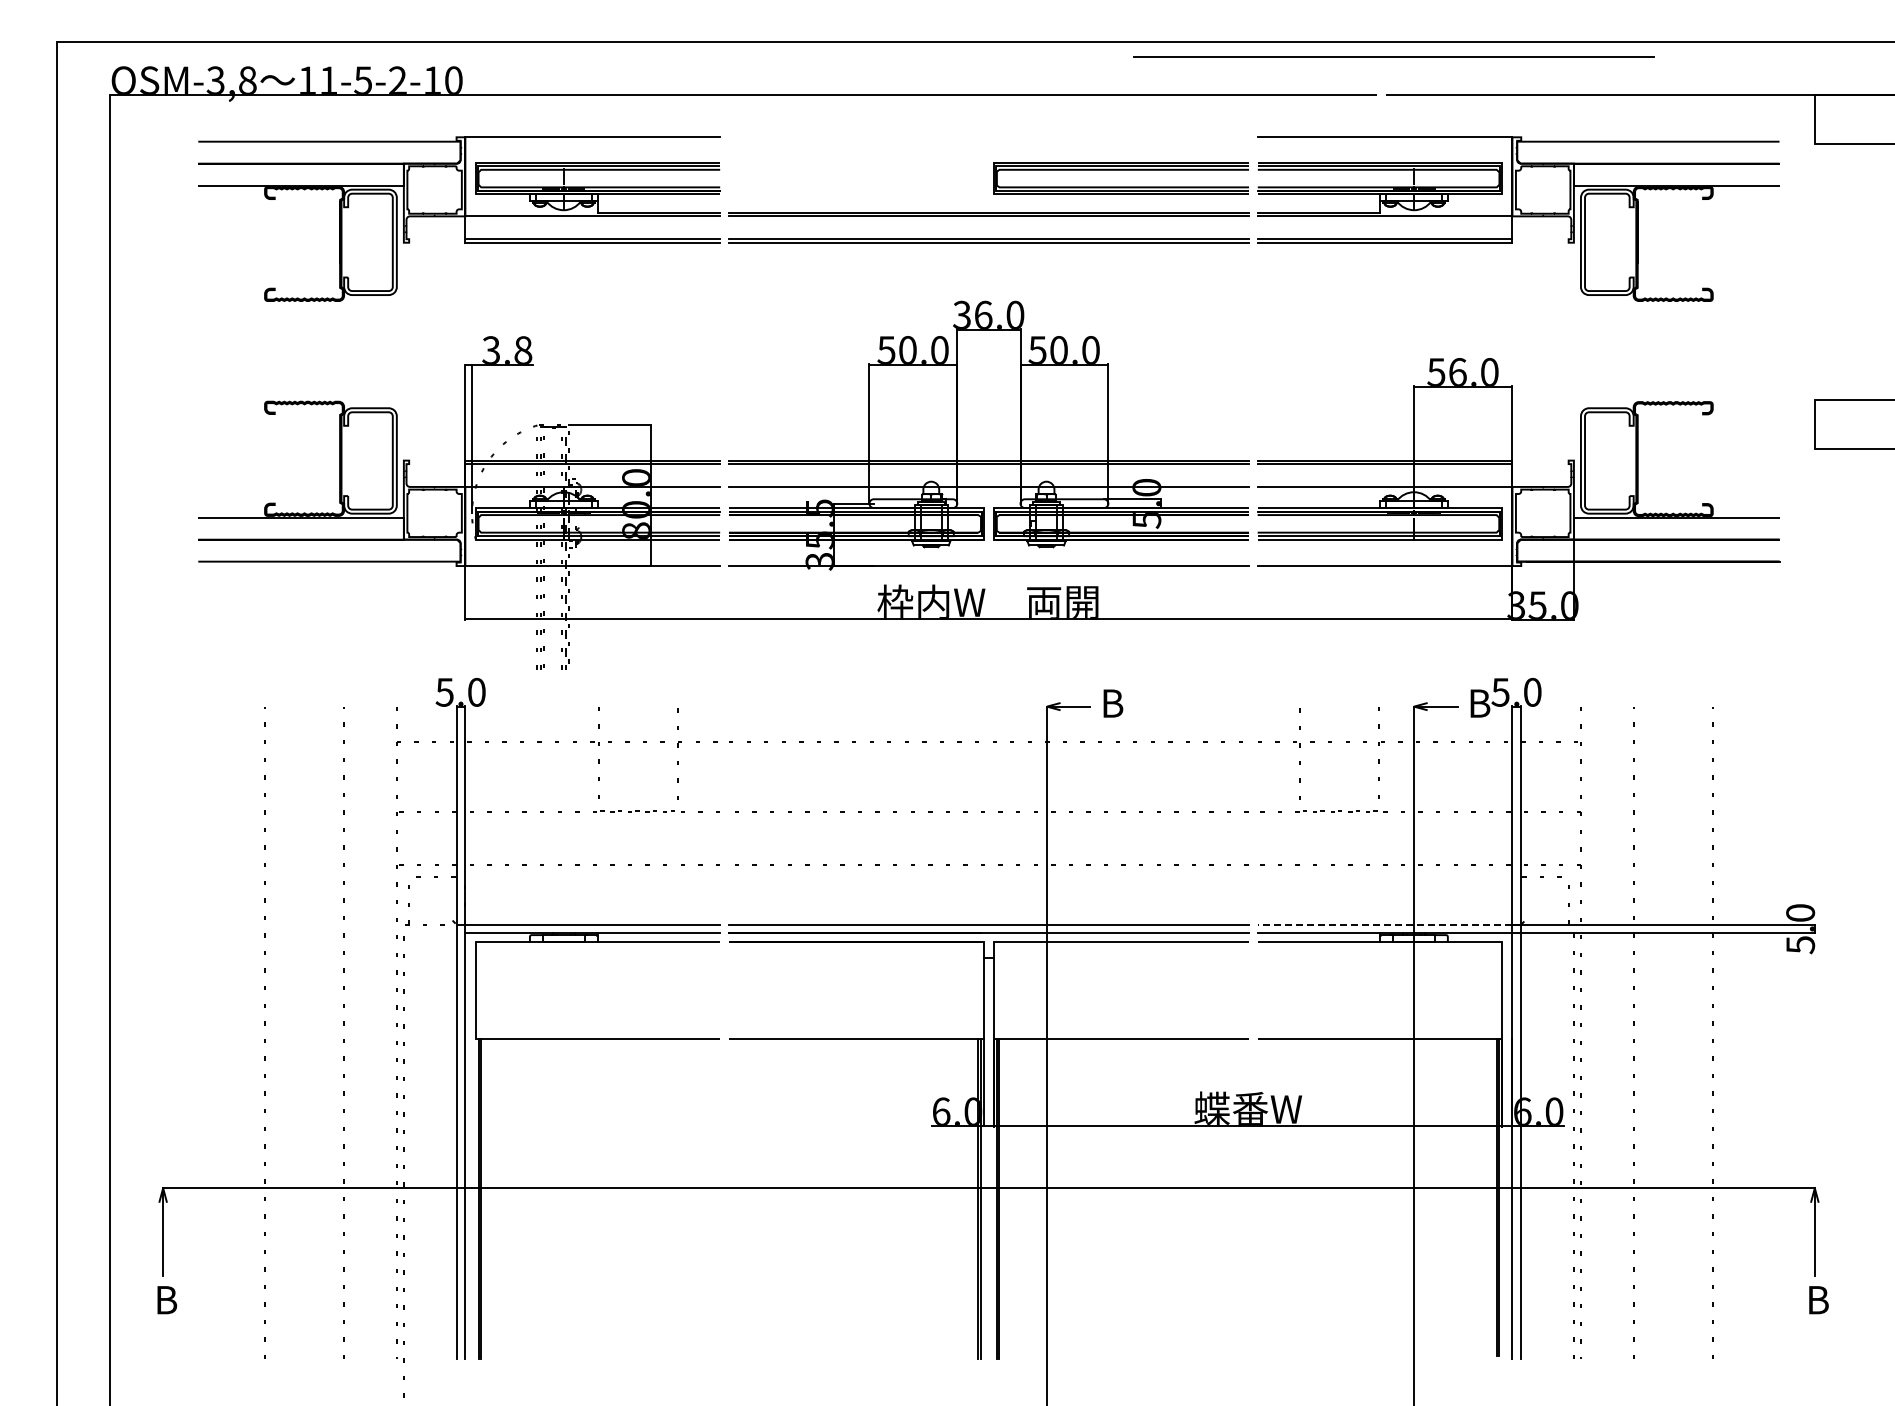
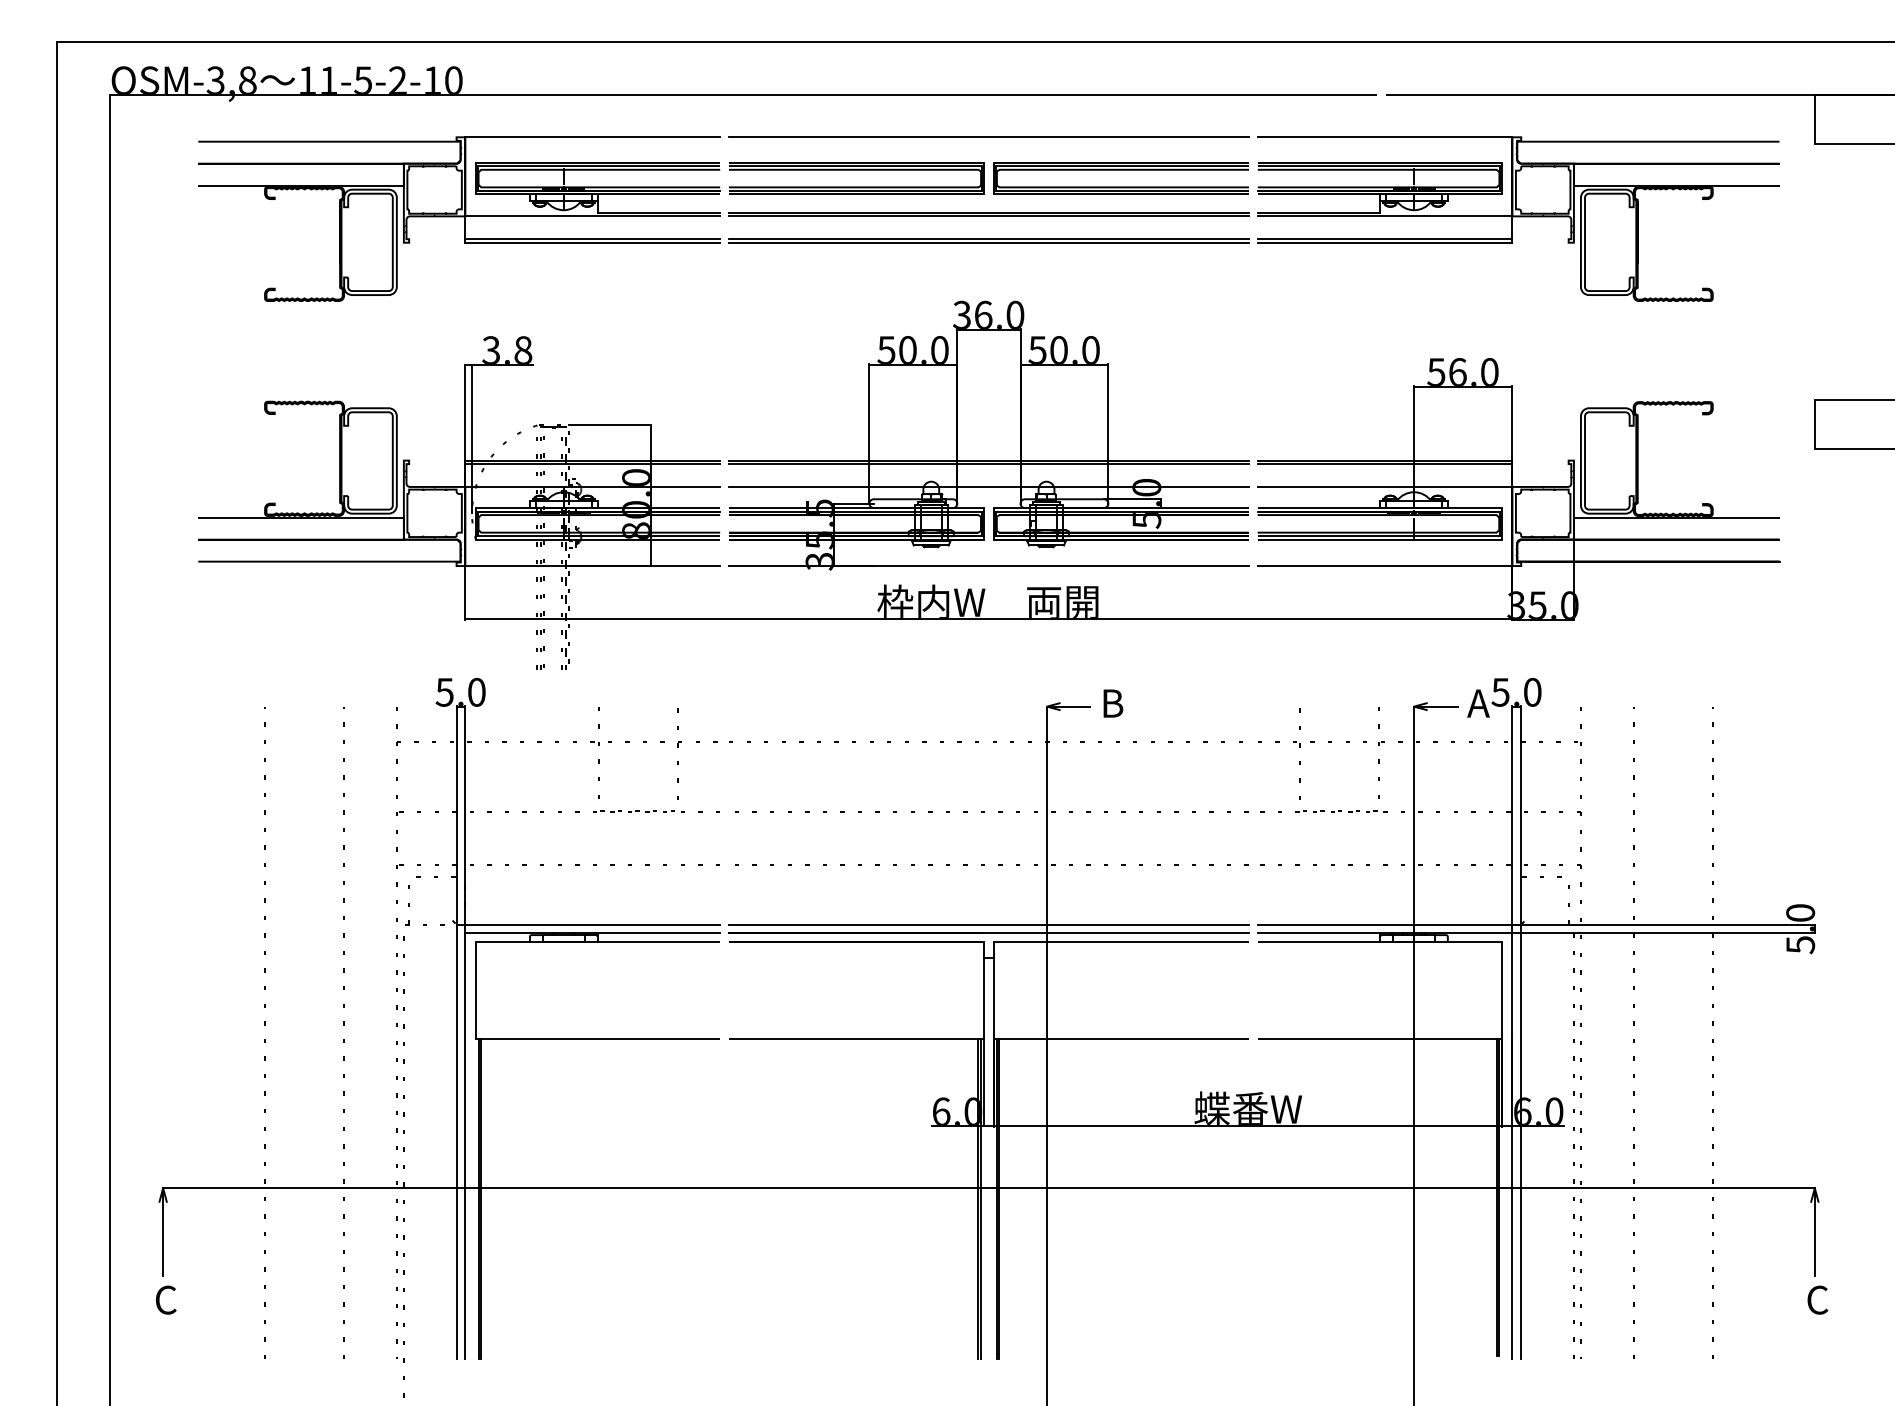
line position: (1393, 56) -> (988, 136) (988, 136)
part: none -> present (856, 170)
text: B -> A (1478, 703)
line: dashed -> solid (1384, 924)
text: B -> C (166, 1299)
text: B -> C (1817, 1299)
